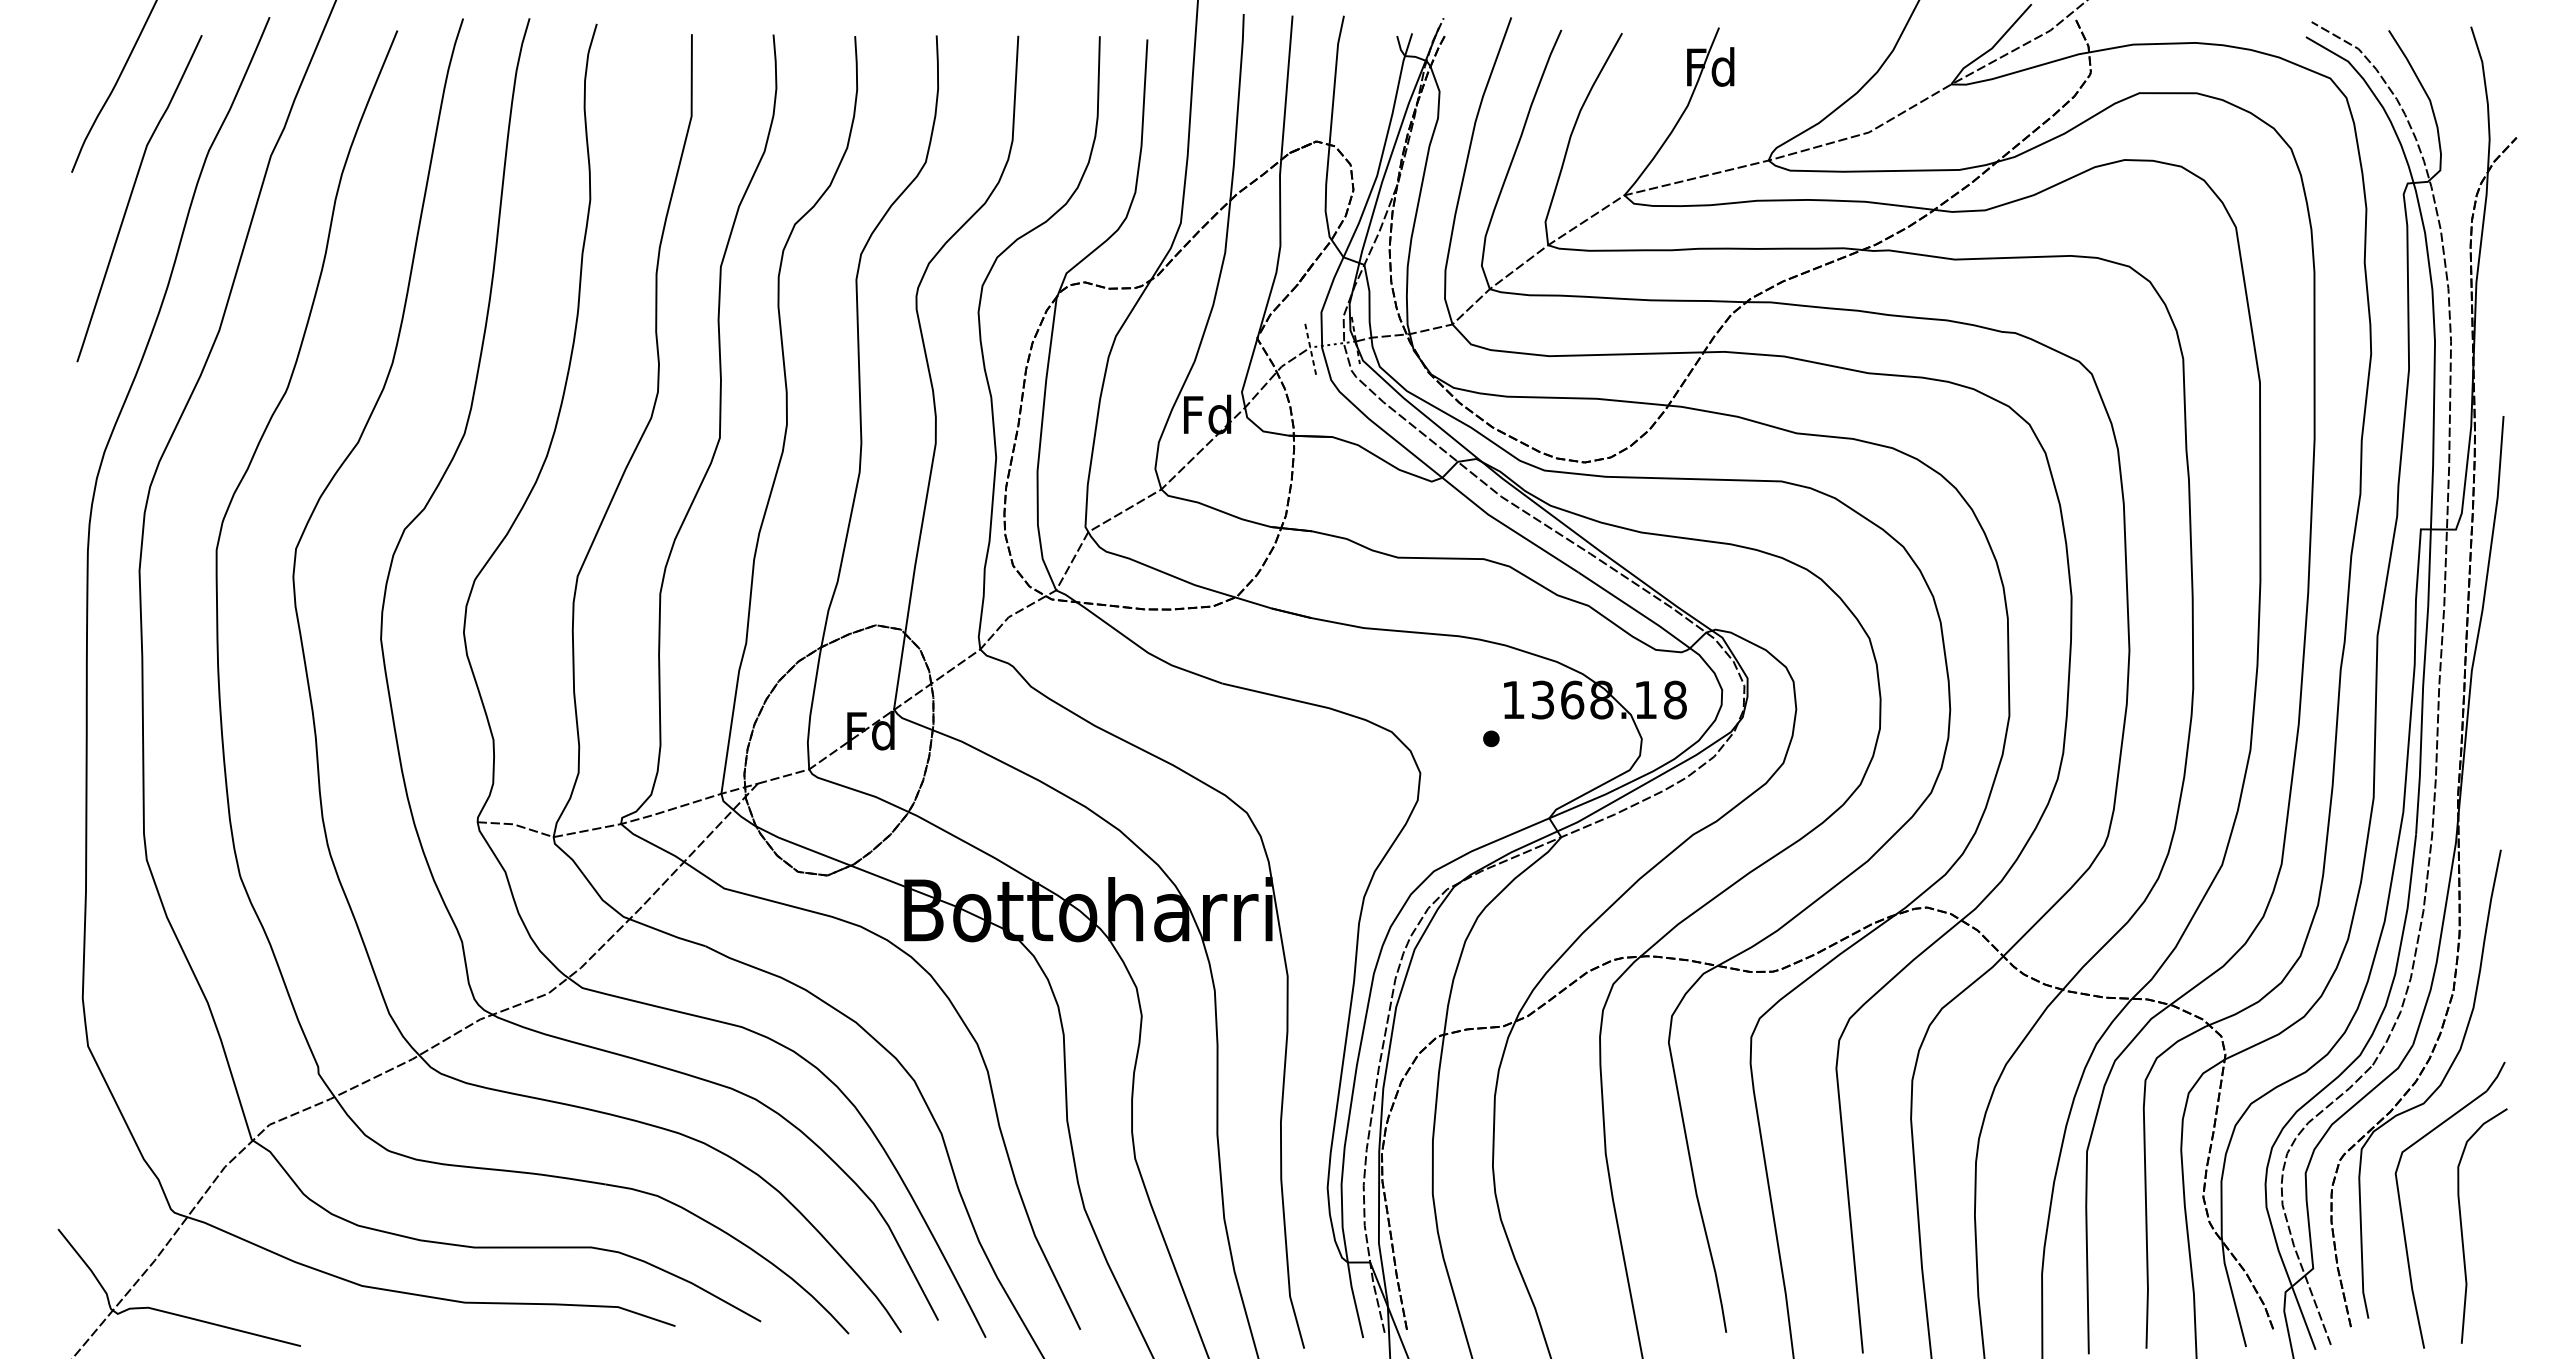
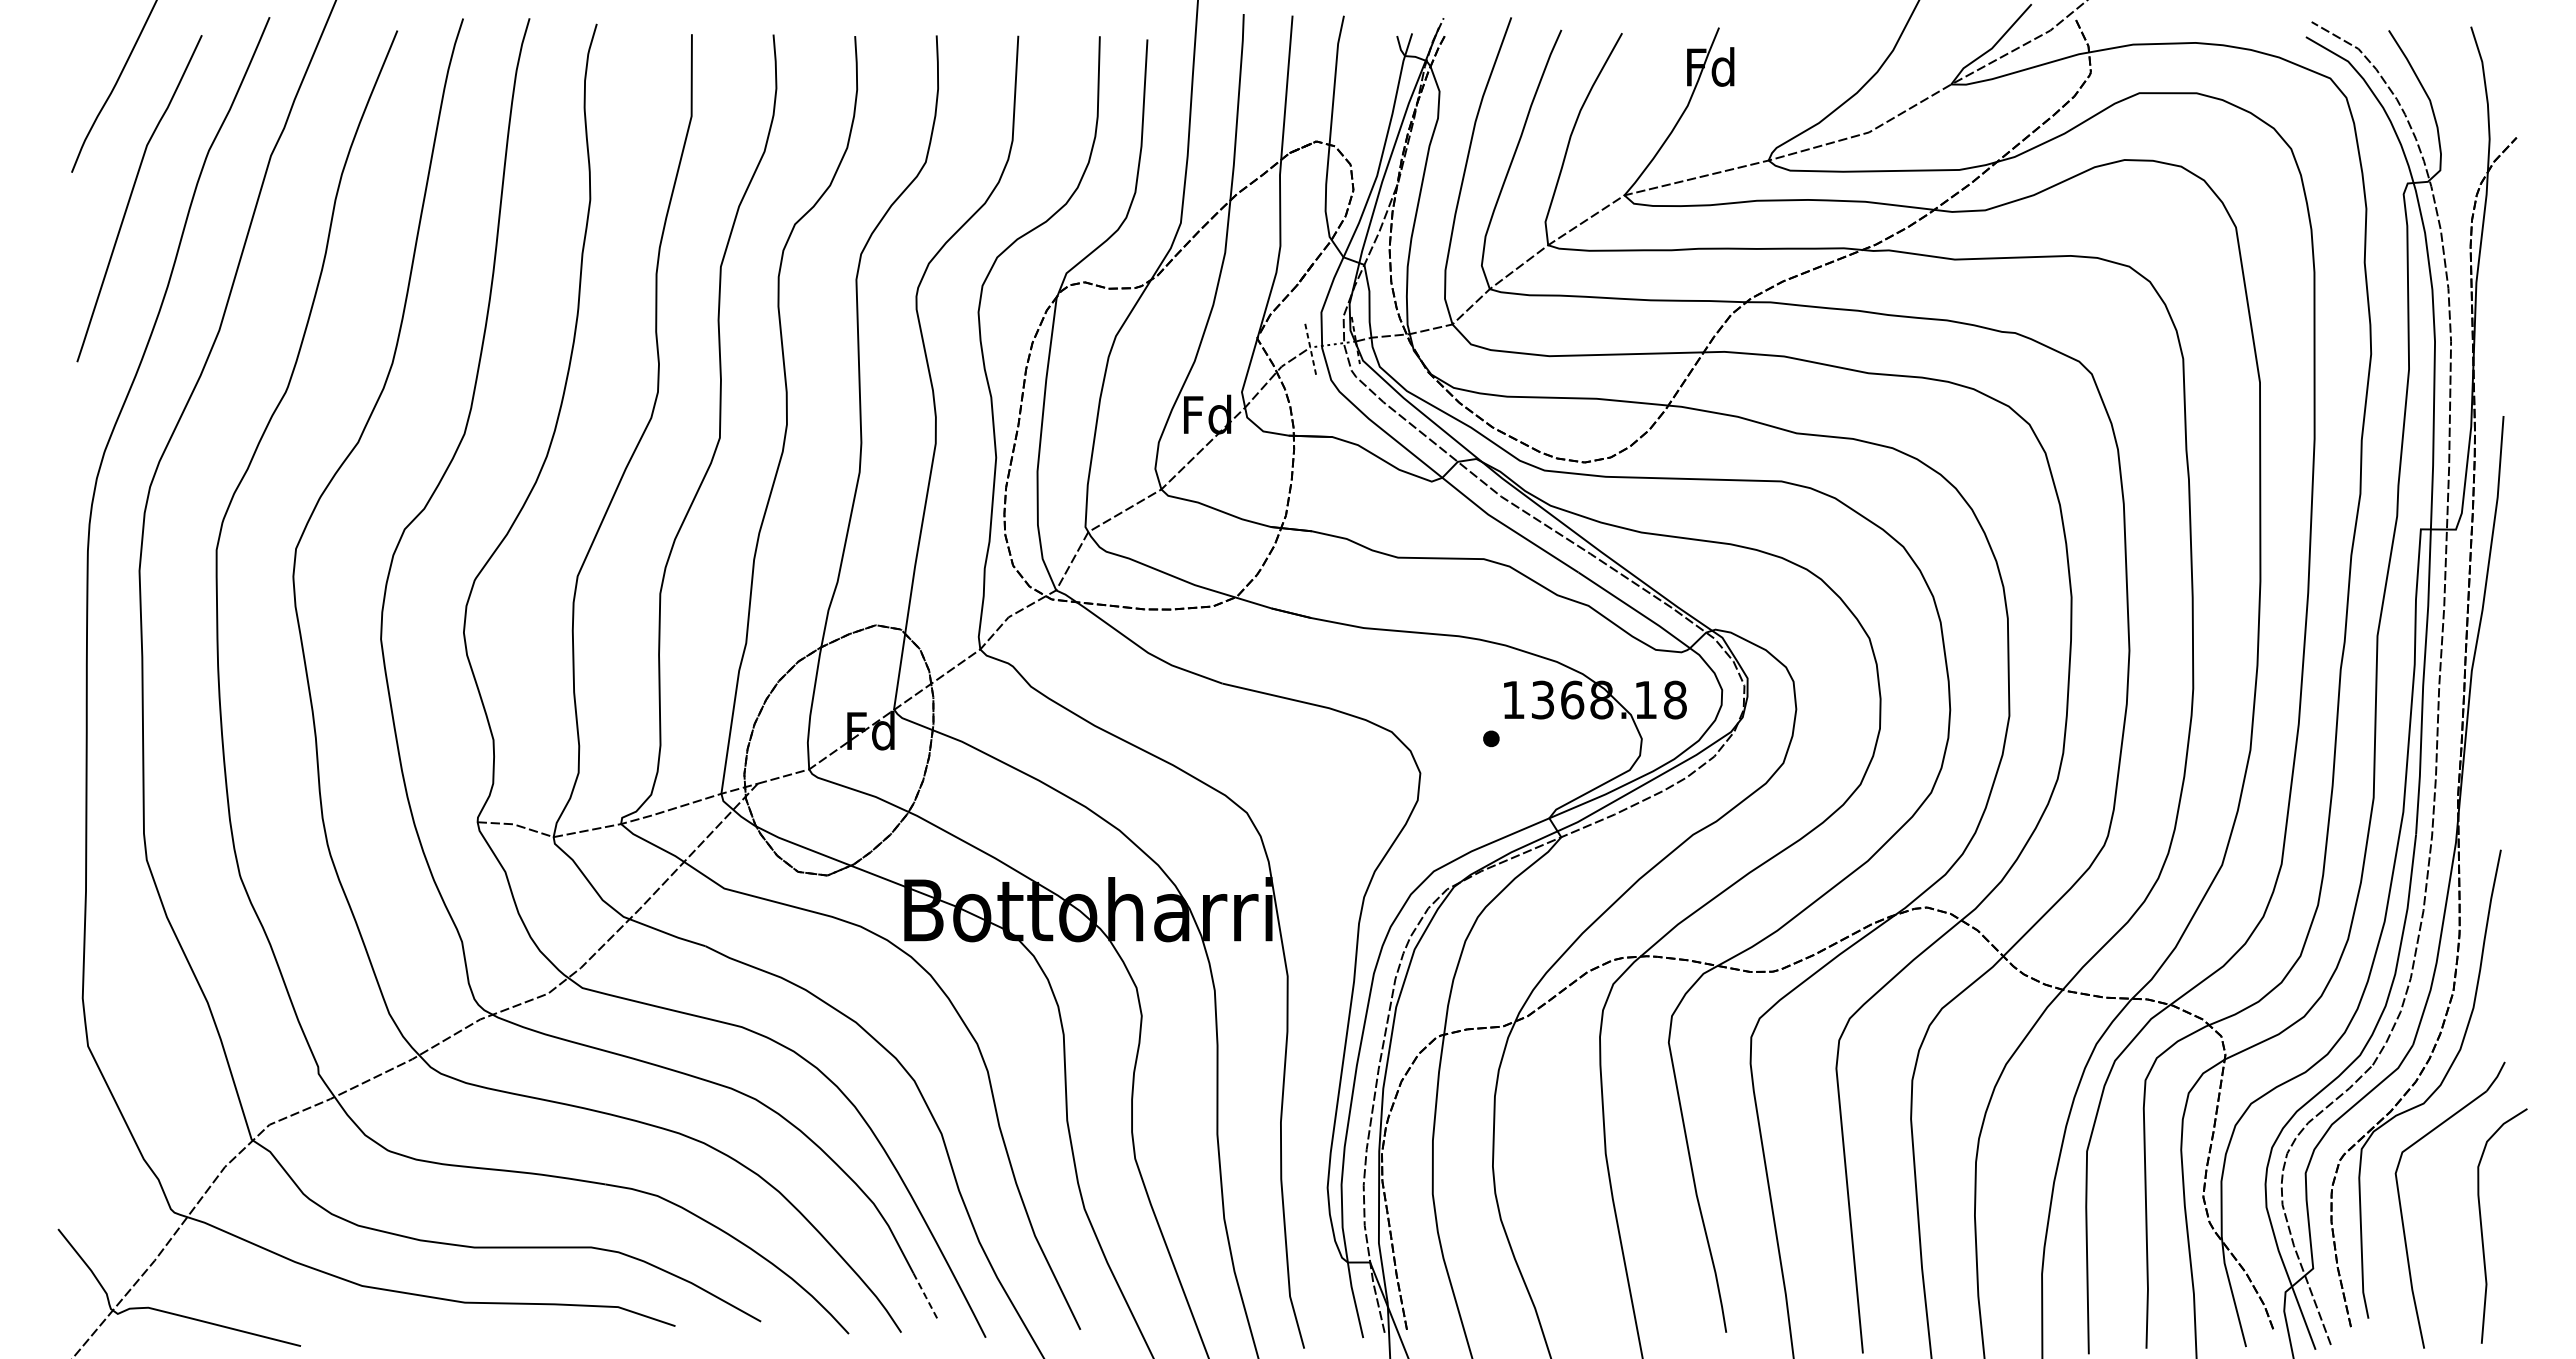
curve position: (2462, 1225) -> (2482, 1225) (2482, 1225)
line: solid -> dashed (925, 1296)
